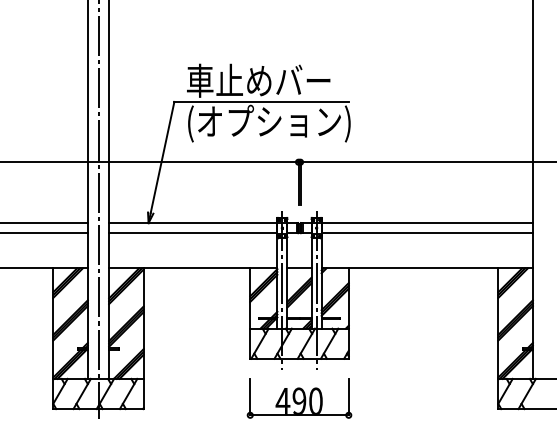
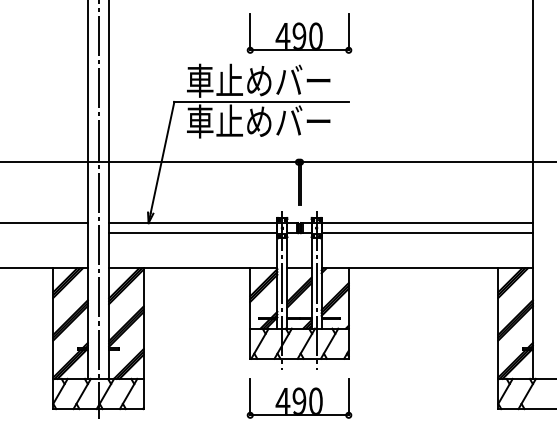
part: none -> present (299, 33)
text: (オプション) -> 車止めバー (268, 123)
line: present -> none (44, 233)
